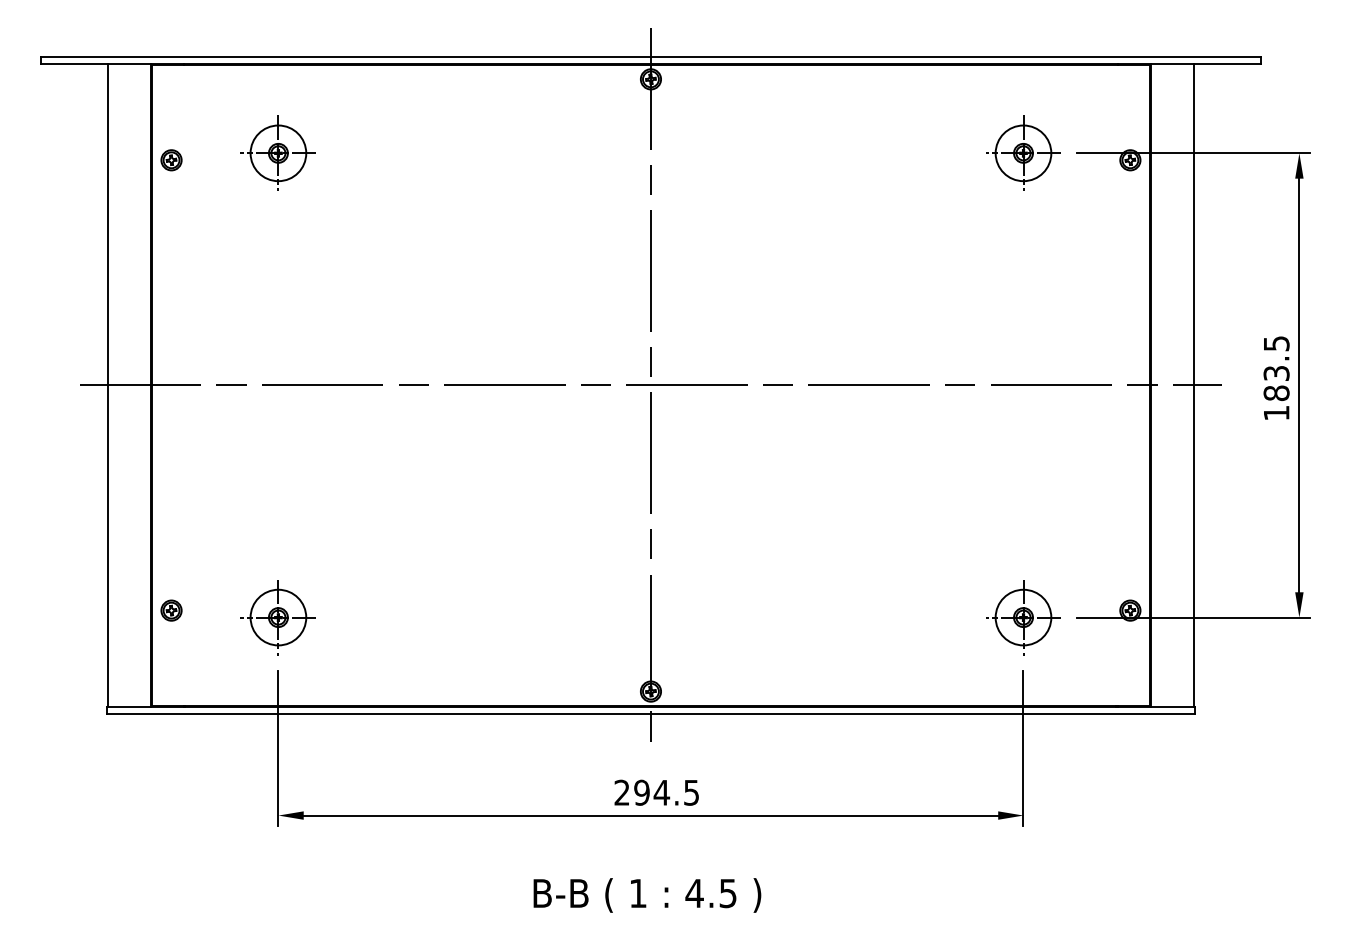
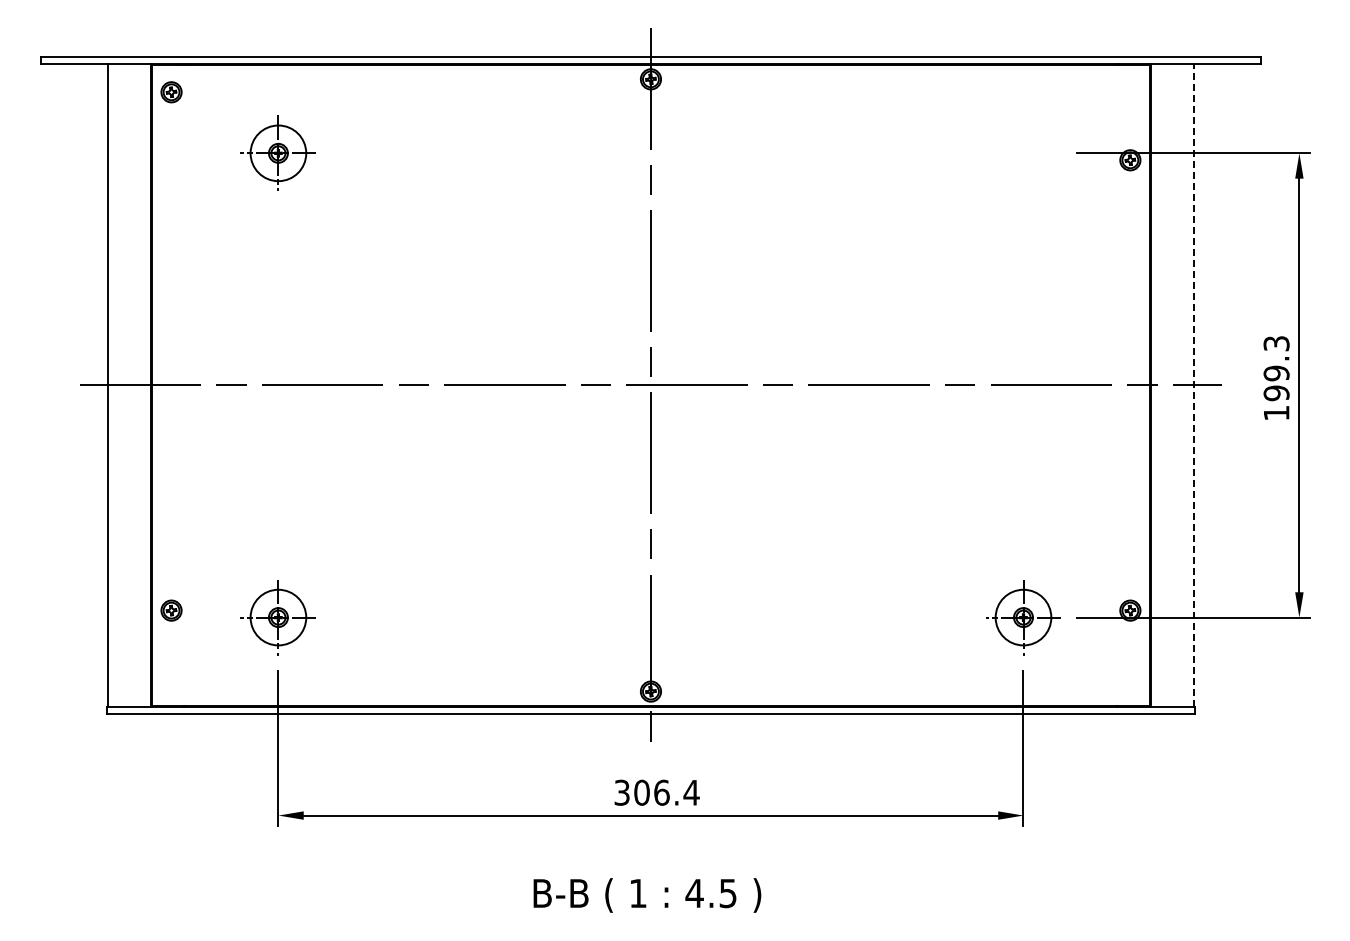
part: present -> none (1023, 152)
part position: (171, 160) -> (171, 92) (171, 92)
text: 183.5 -> 199.3 (1276, 368)
line: solid -> dashed (1193, 384)
text: 294.5 -> 306.4 (656, 792)
